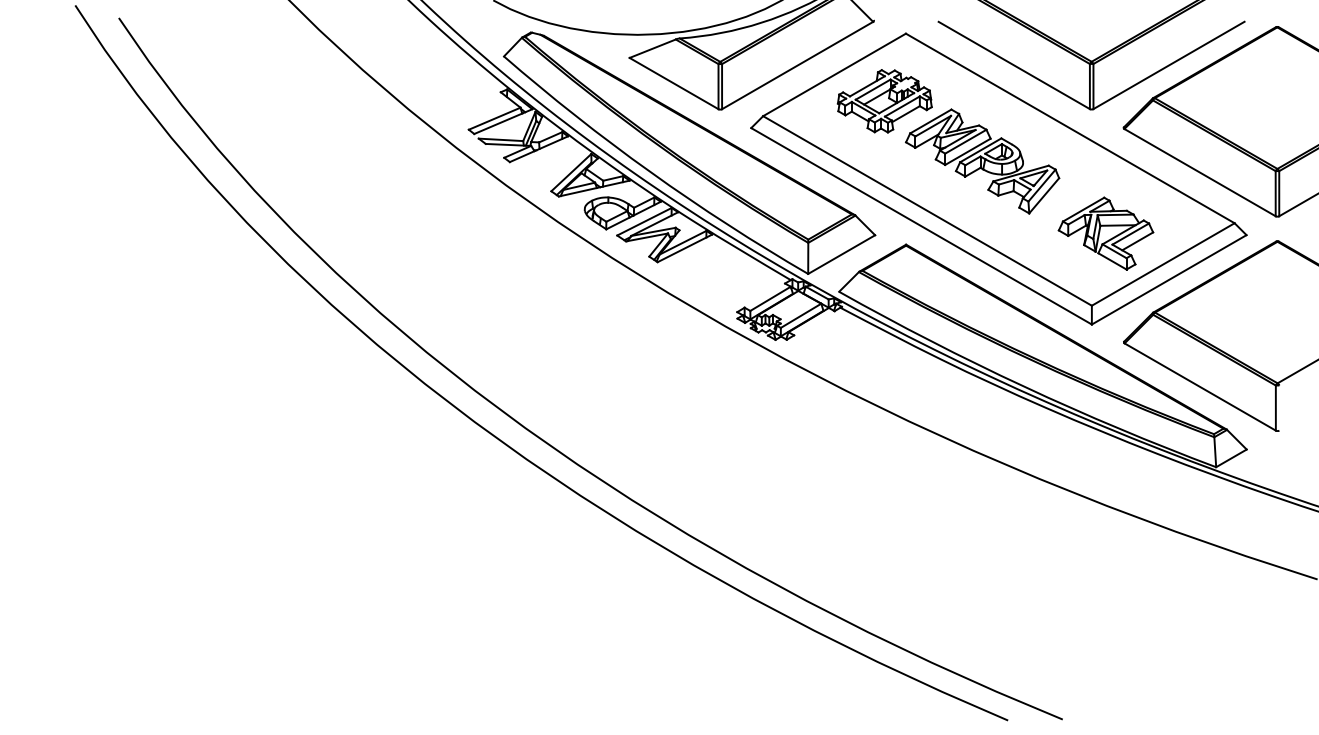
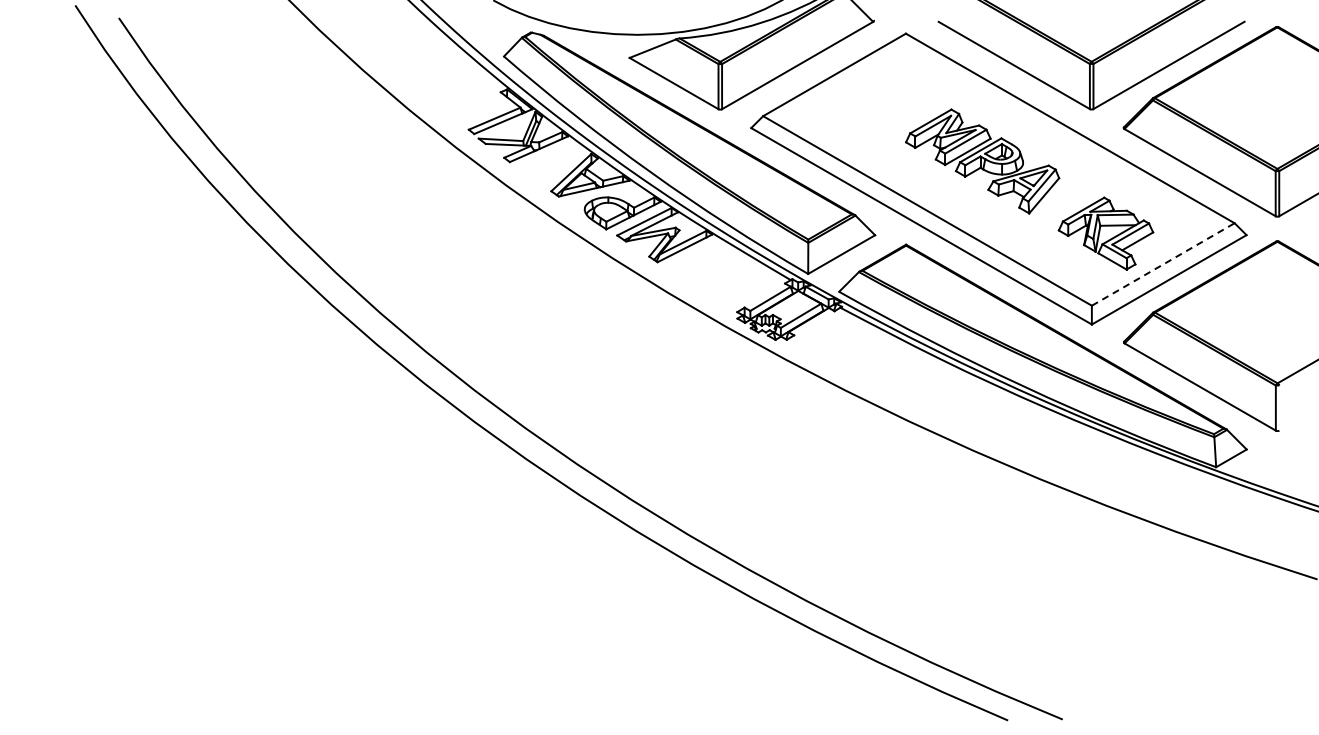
part: present -> none (884, 101)
line: solid -> dashed (1163, 264)
